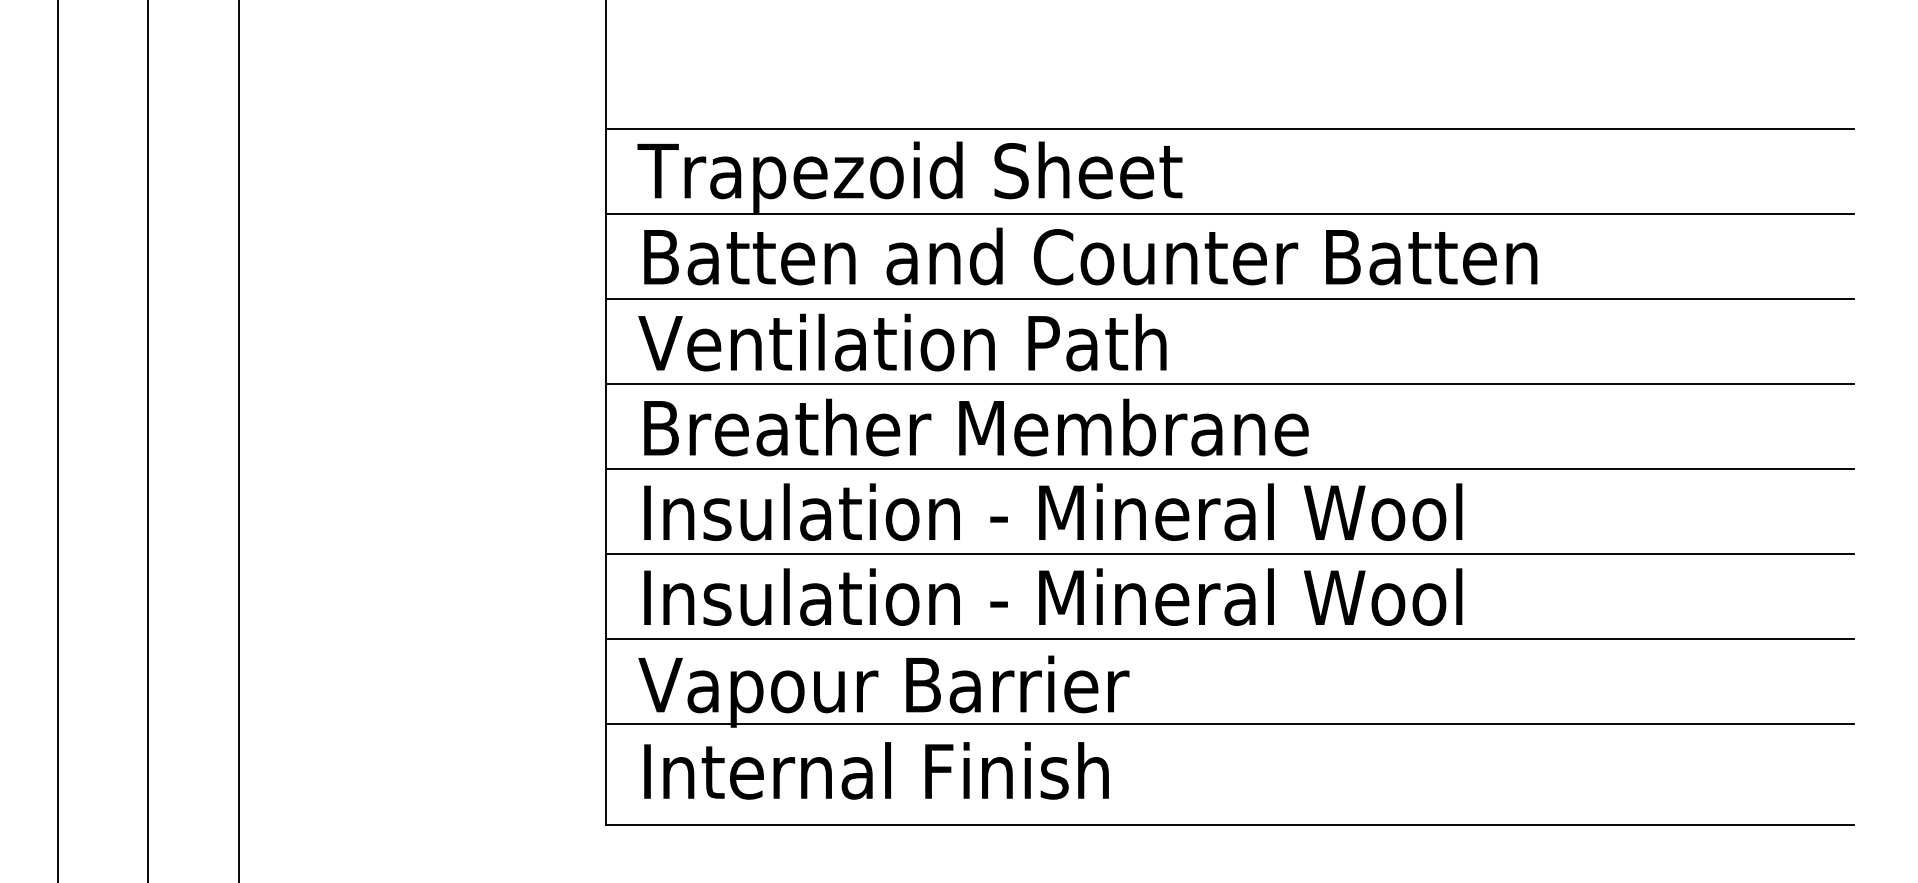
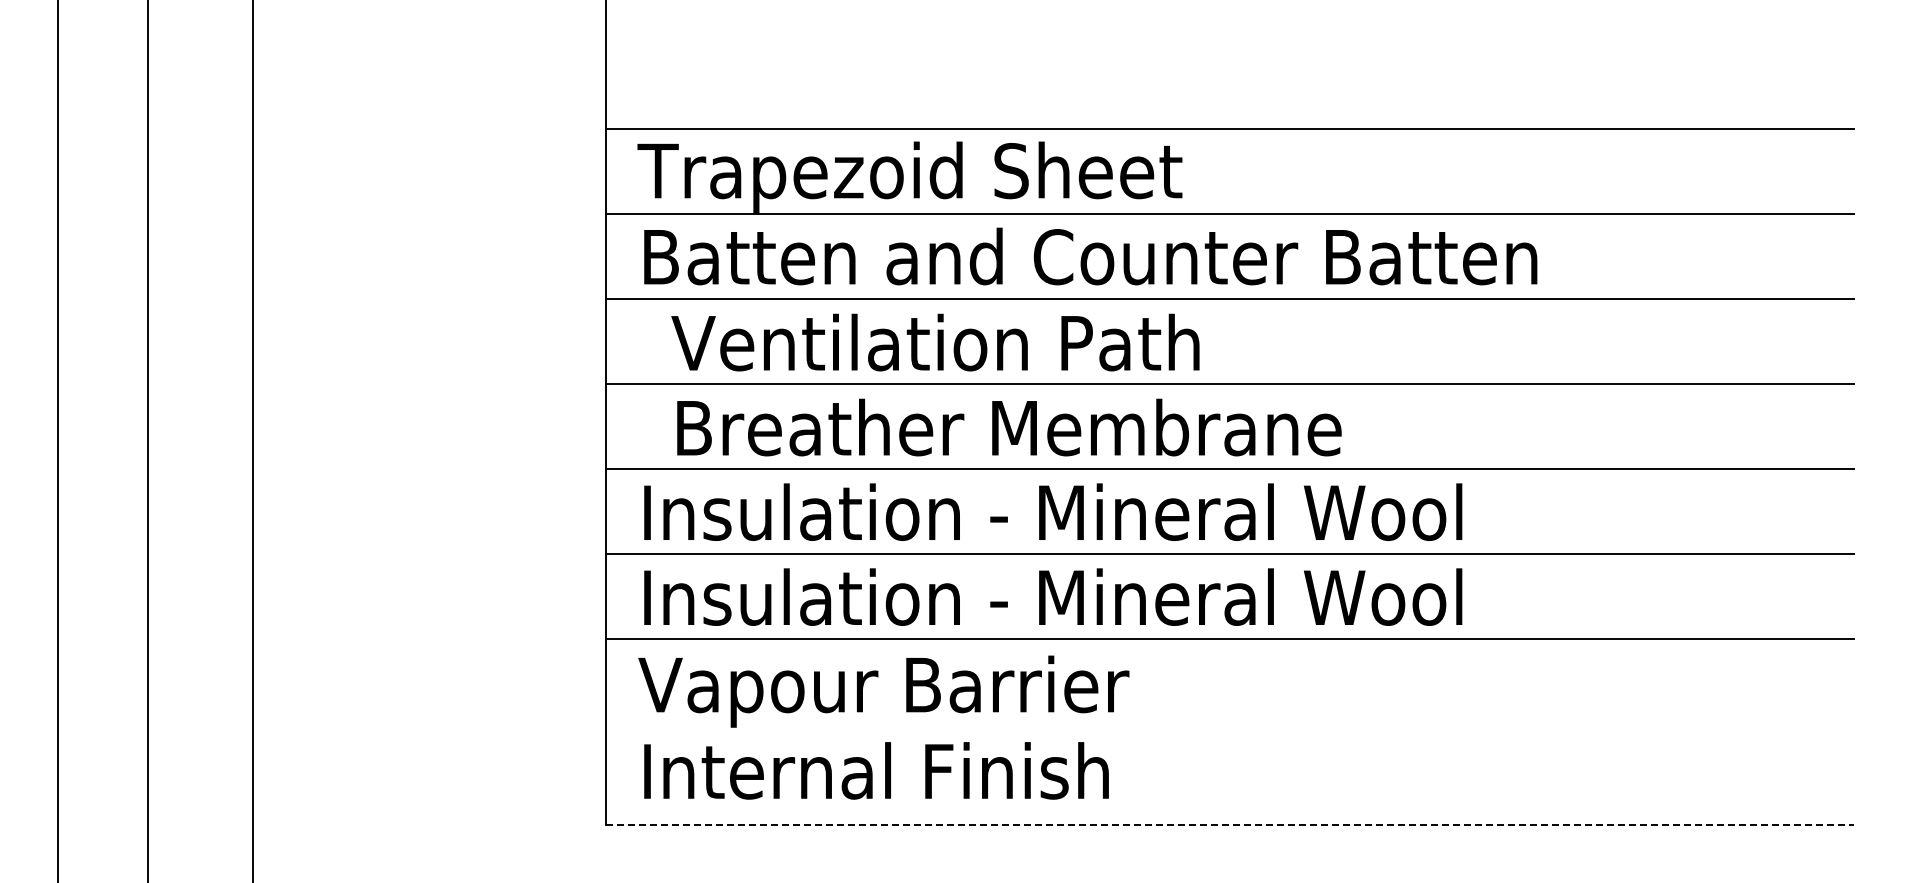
text position: (902, 342) -> (935, 342) (935, 342)
text position: (976, 427) -> (1009, 427) (1009, 427)
line position: (238, 440) -> (252, 440) (252, 440)
line: present -> none (1229, 723)
line: solid -> dashed (1229, 825)
